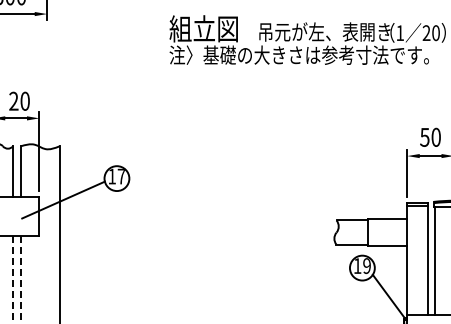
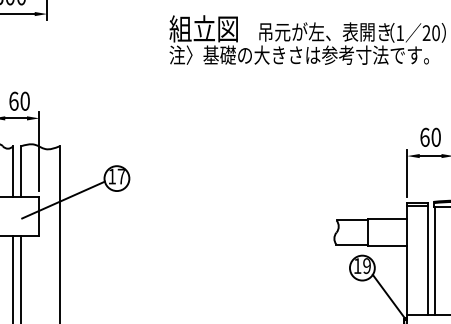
text: 20 -> 60 (13, 100)
text: 50 -> 60 (424, 136)
line: dashed -> solid (13, 279)
line: dashed -> solid (20, 279)
